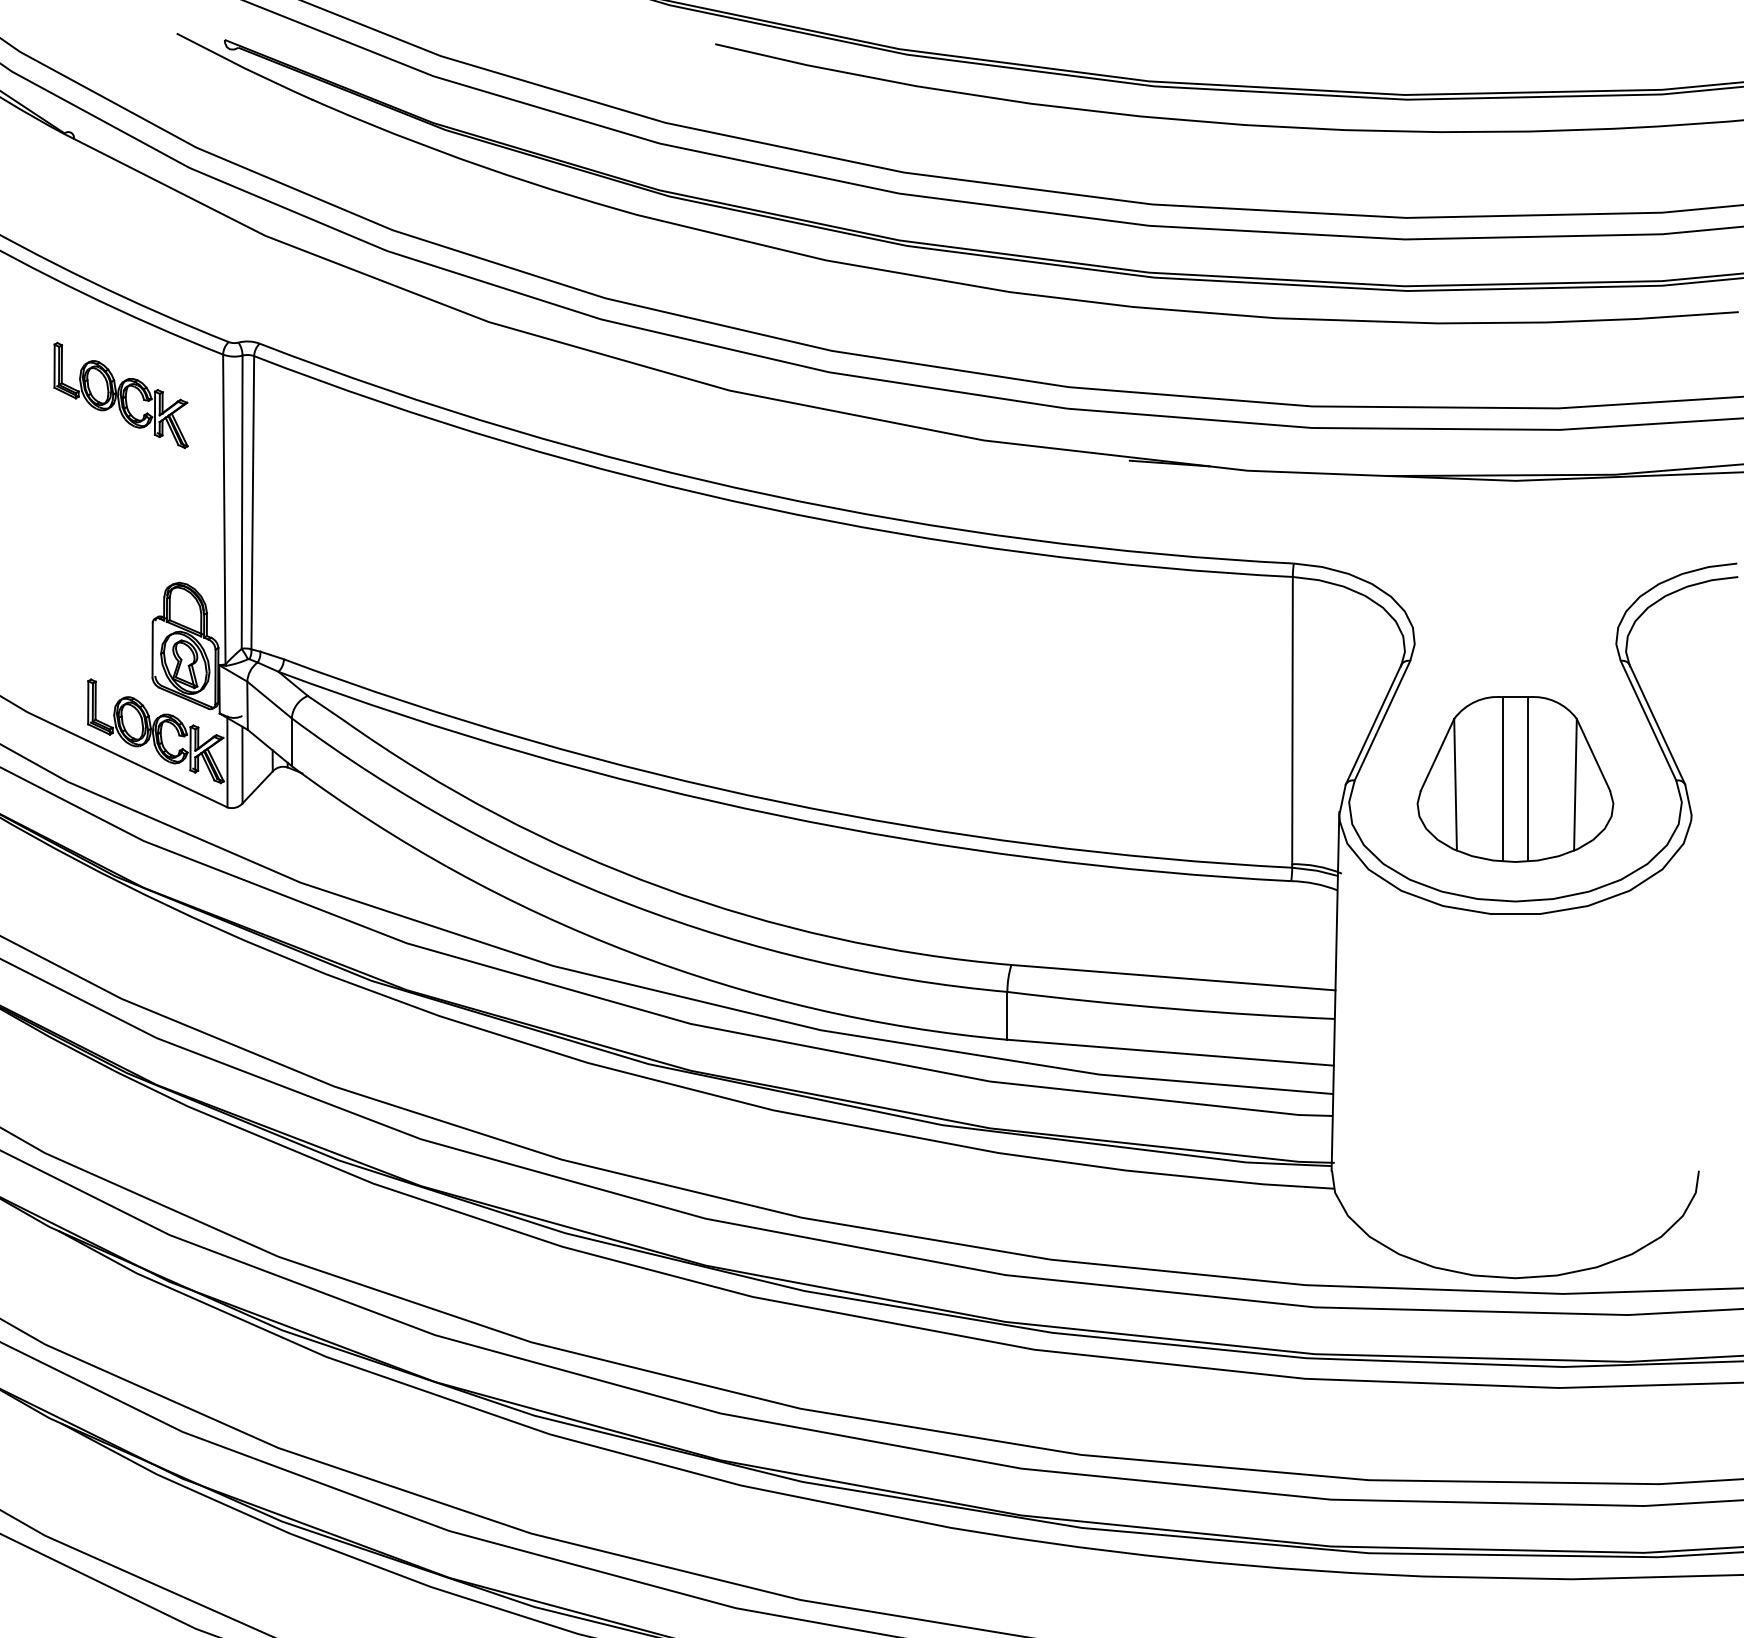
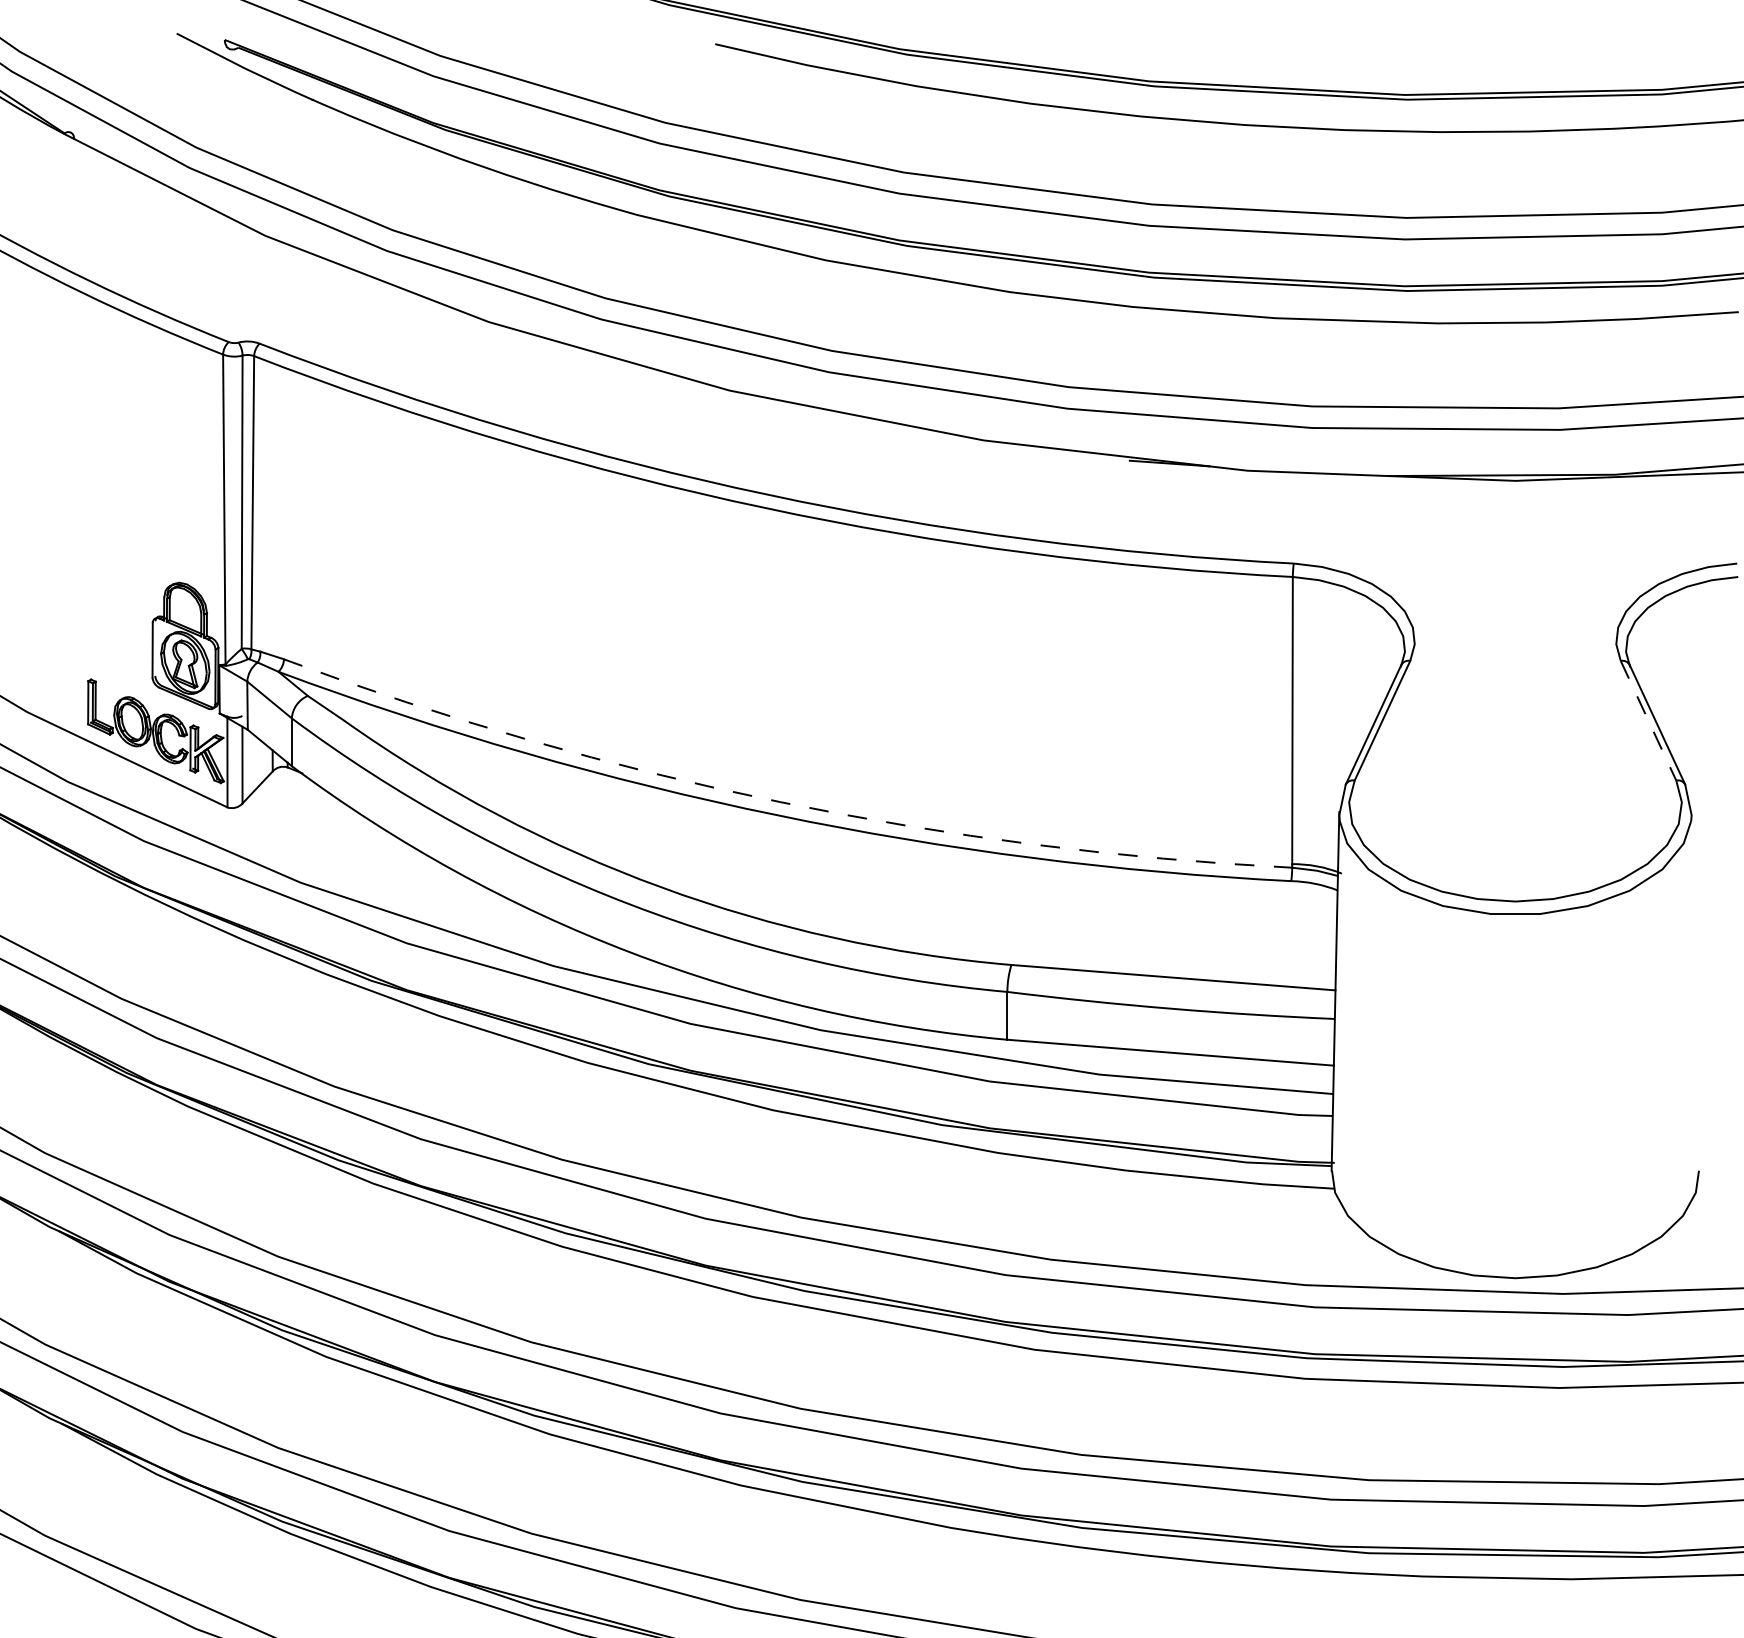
part: present -> none (120, 394)
line: solid -> dashed (1648, 720)
part: present -> none (1515, 779)
arc: solid -> dashed (780, 802)
